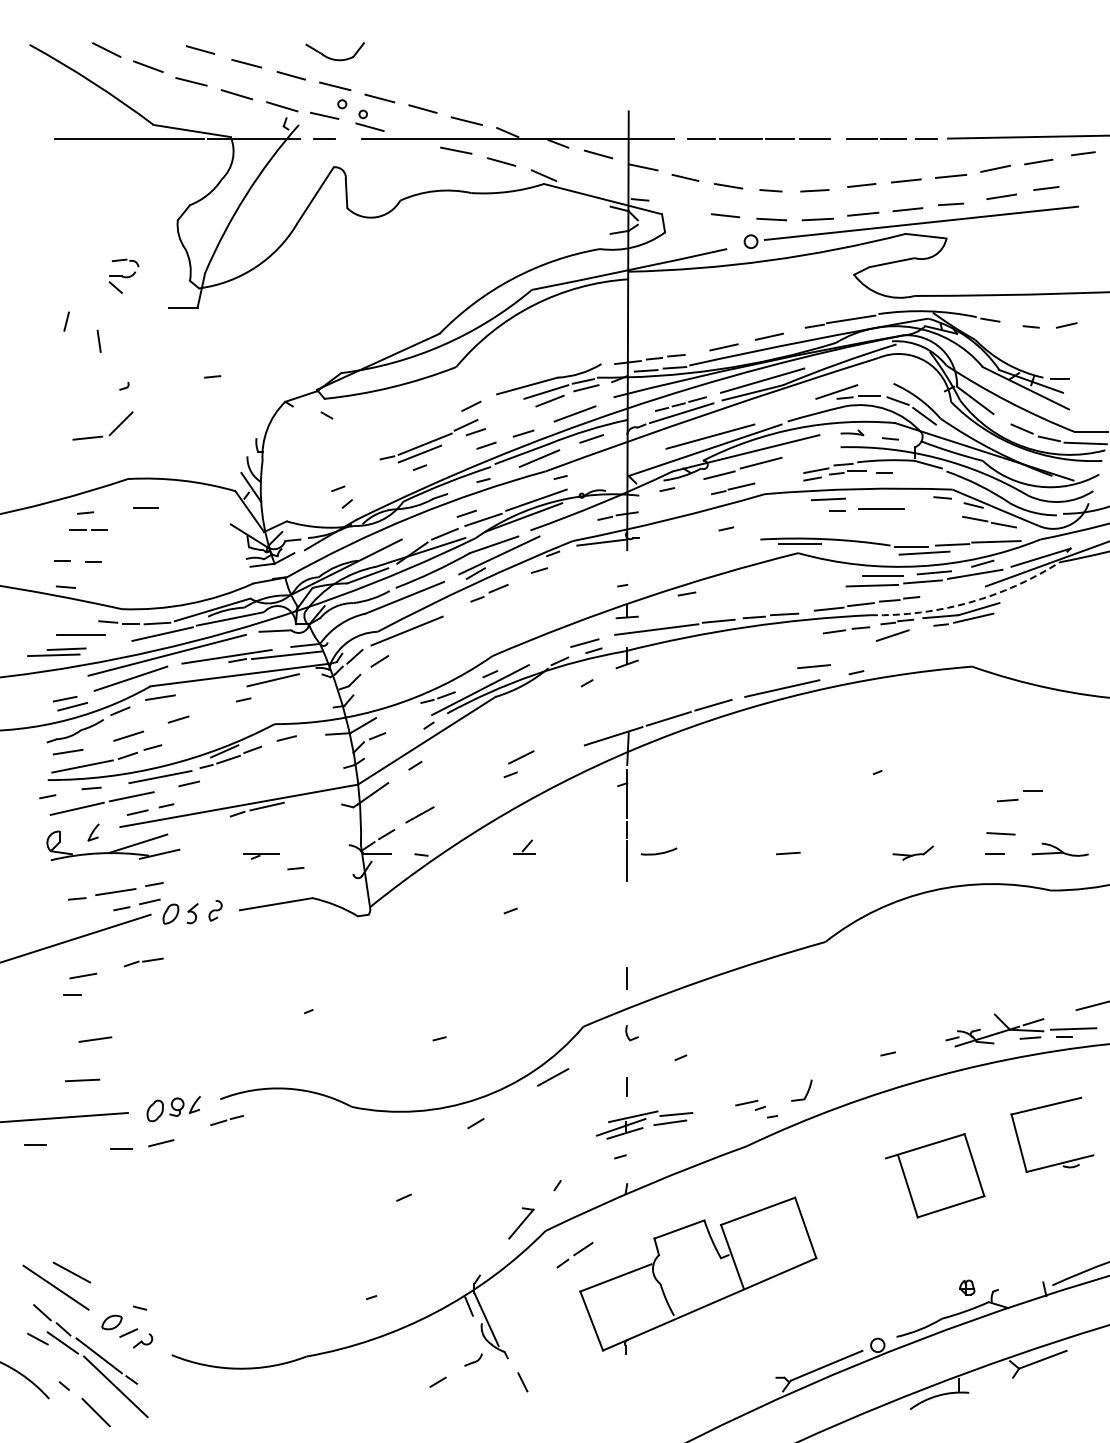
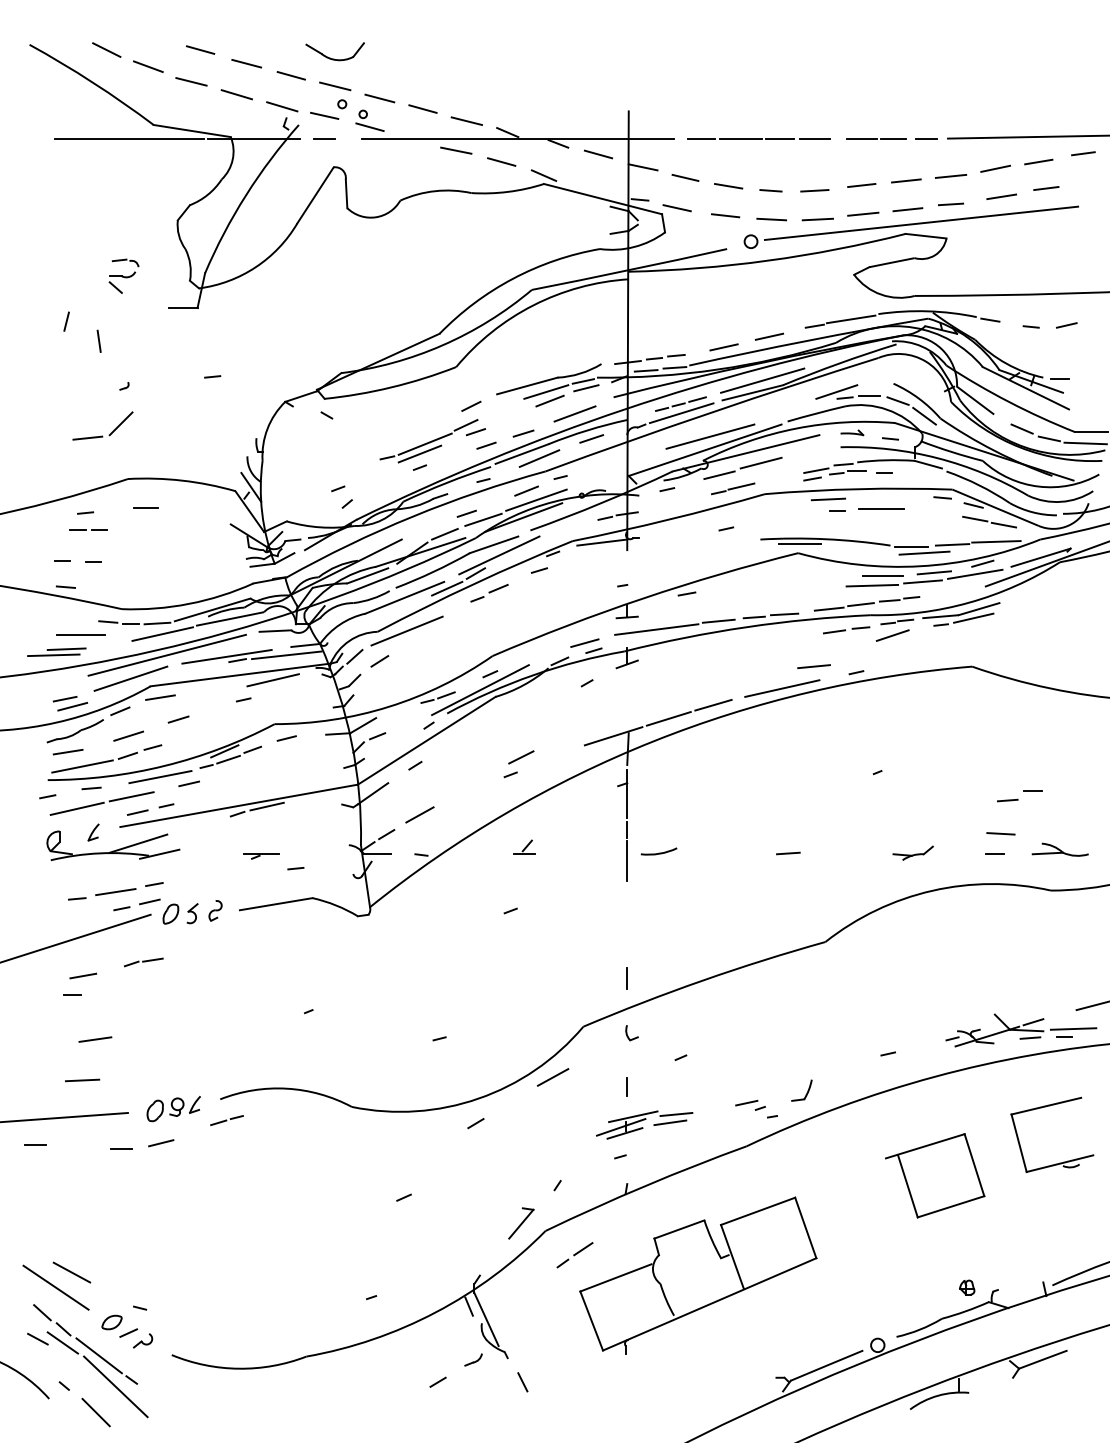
line: none -> present (676, 208)
line: none -> present (526, 490)
line: none -> present (447, 588)
arc: dashed -> solid (969, 602)
